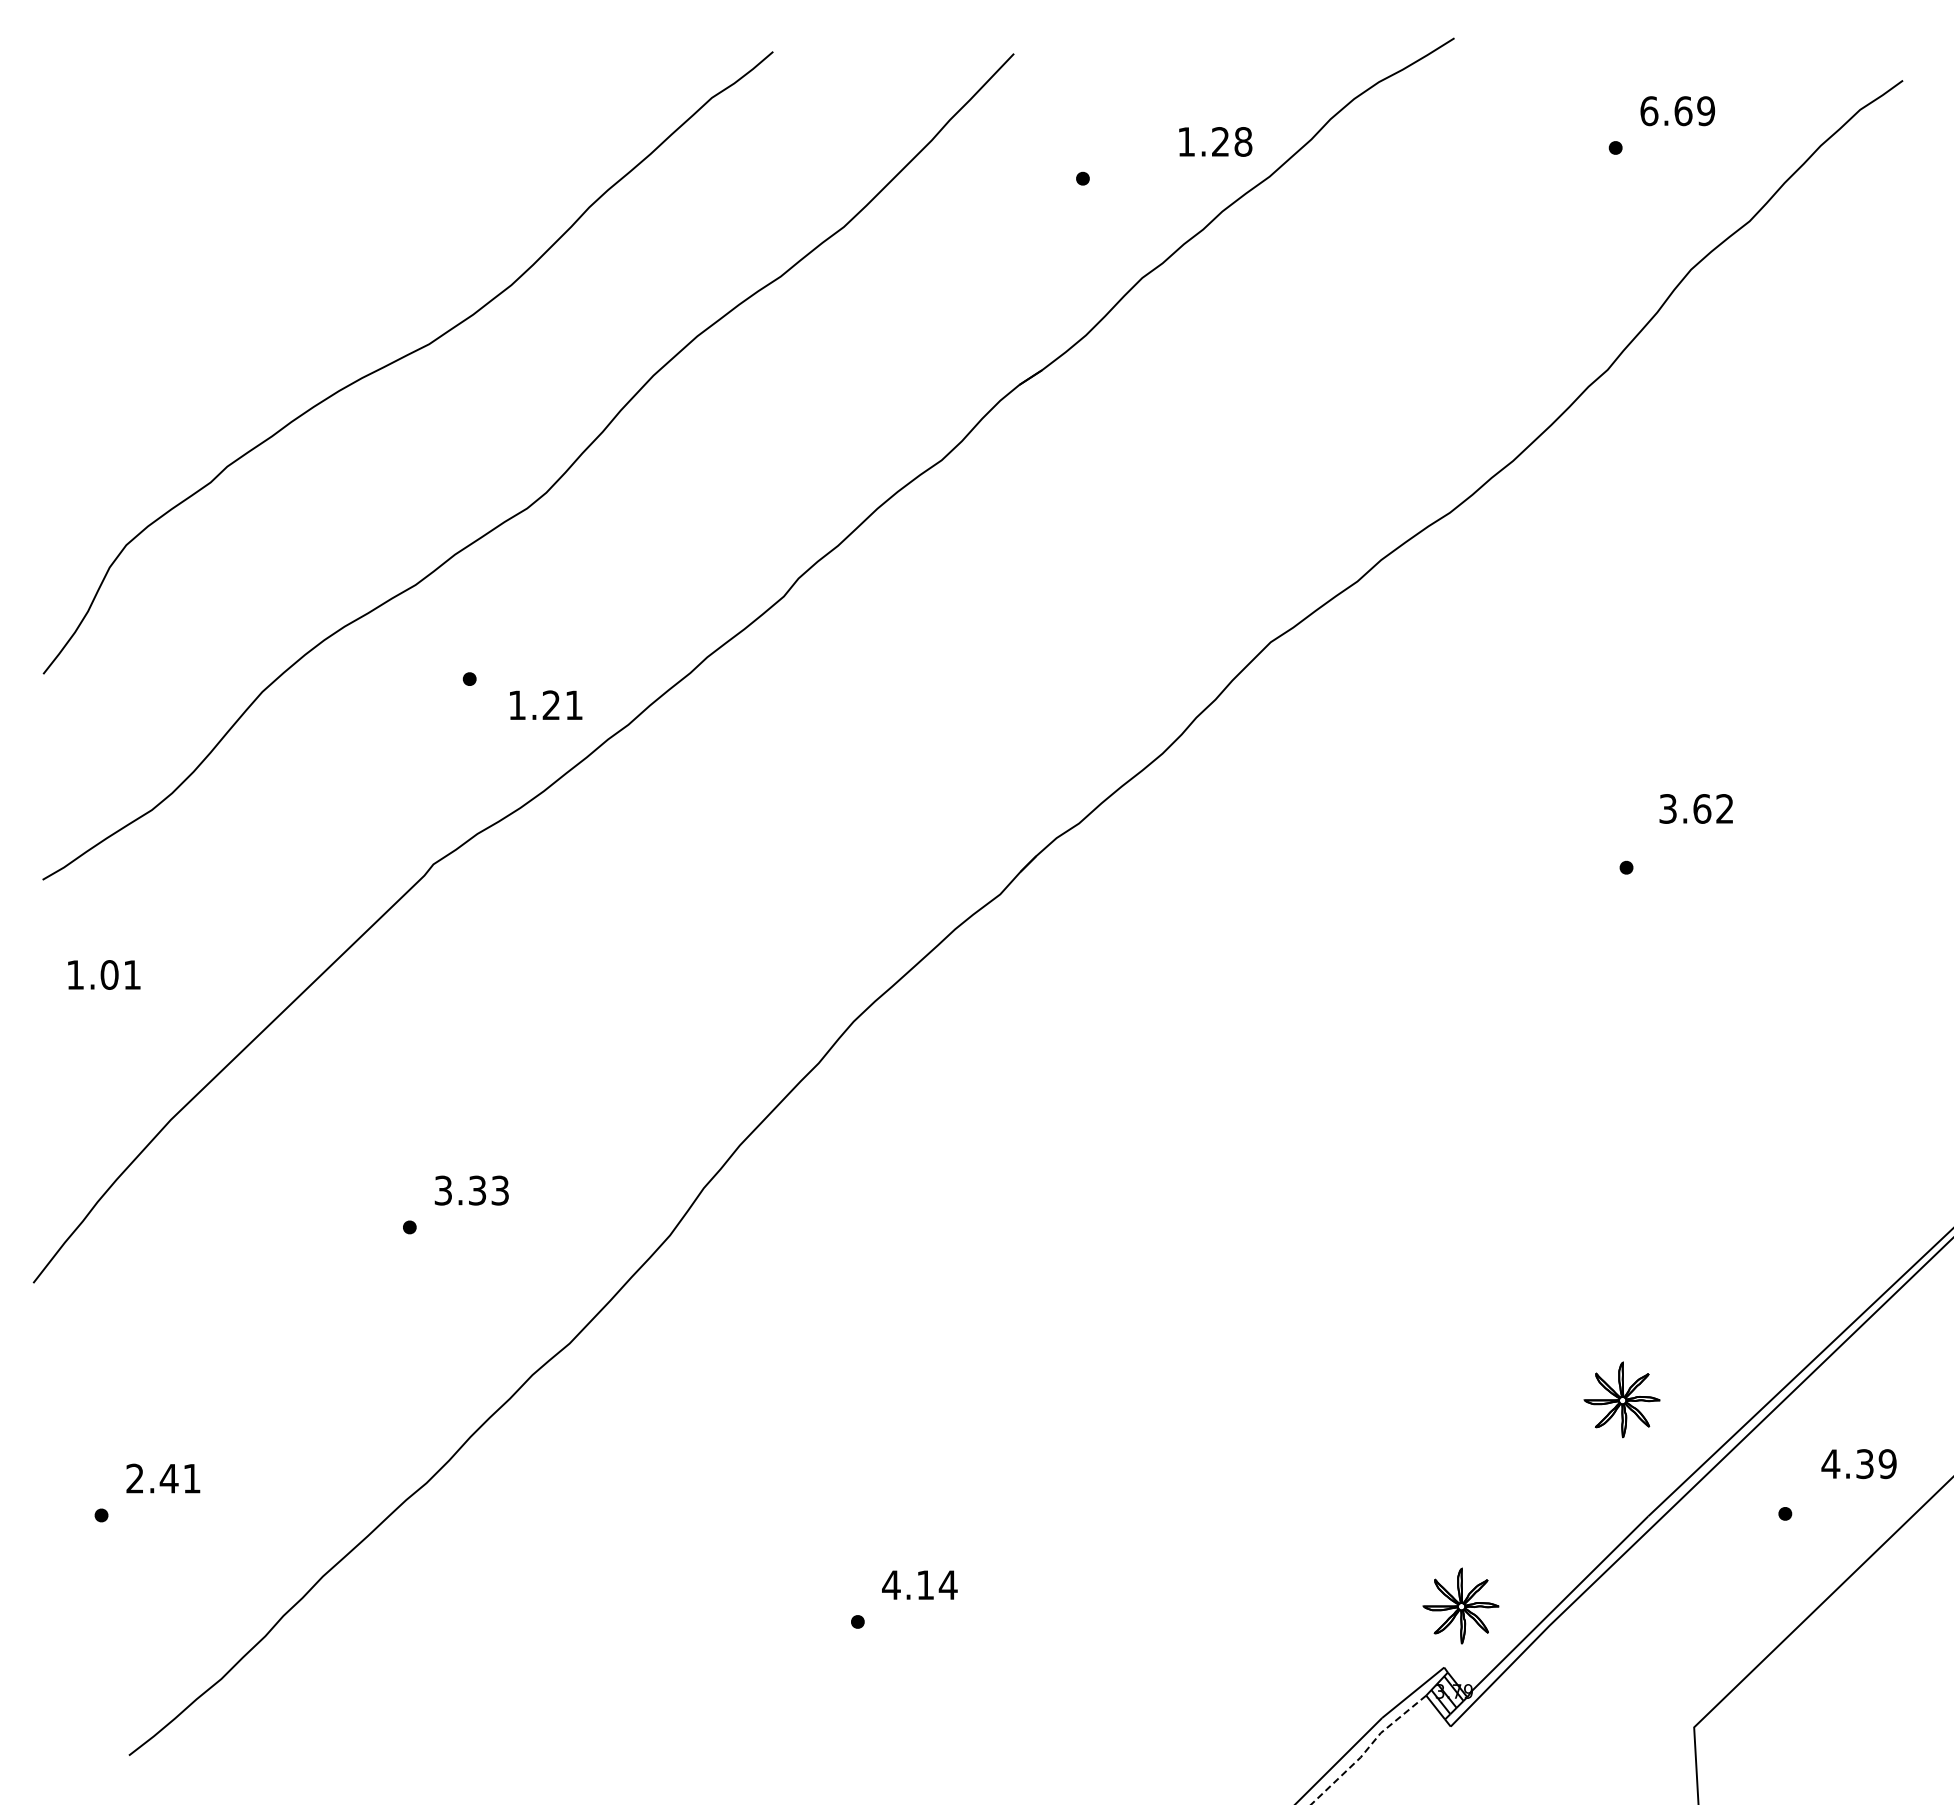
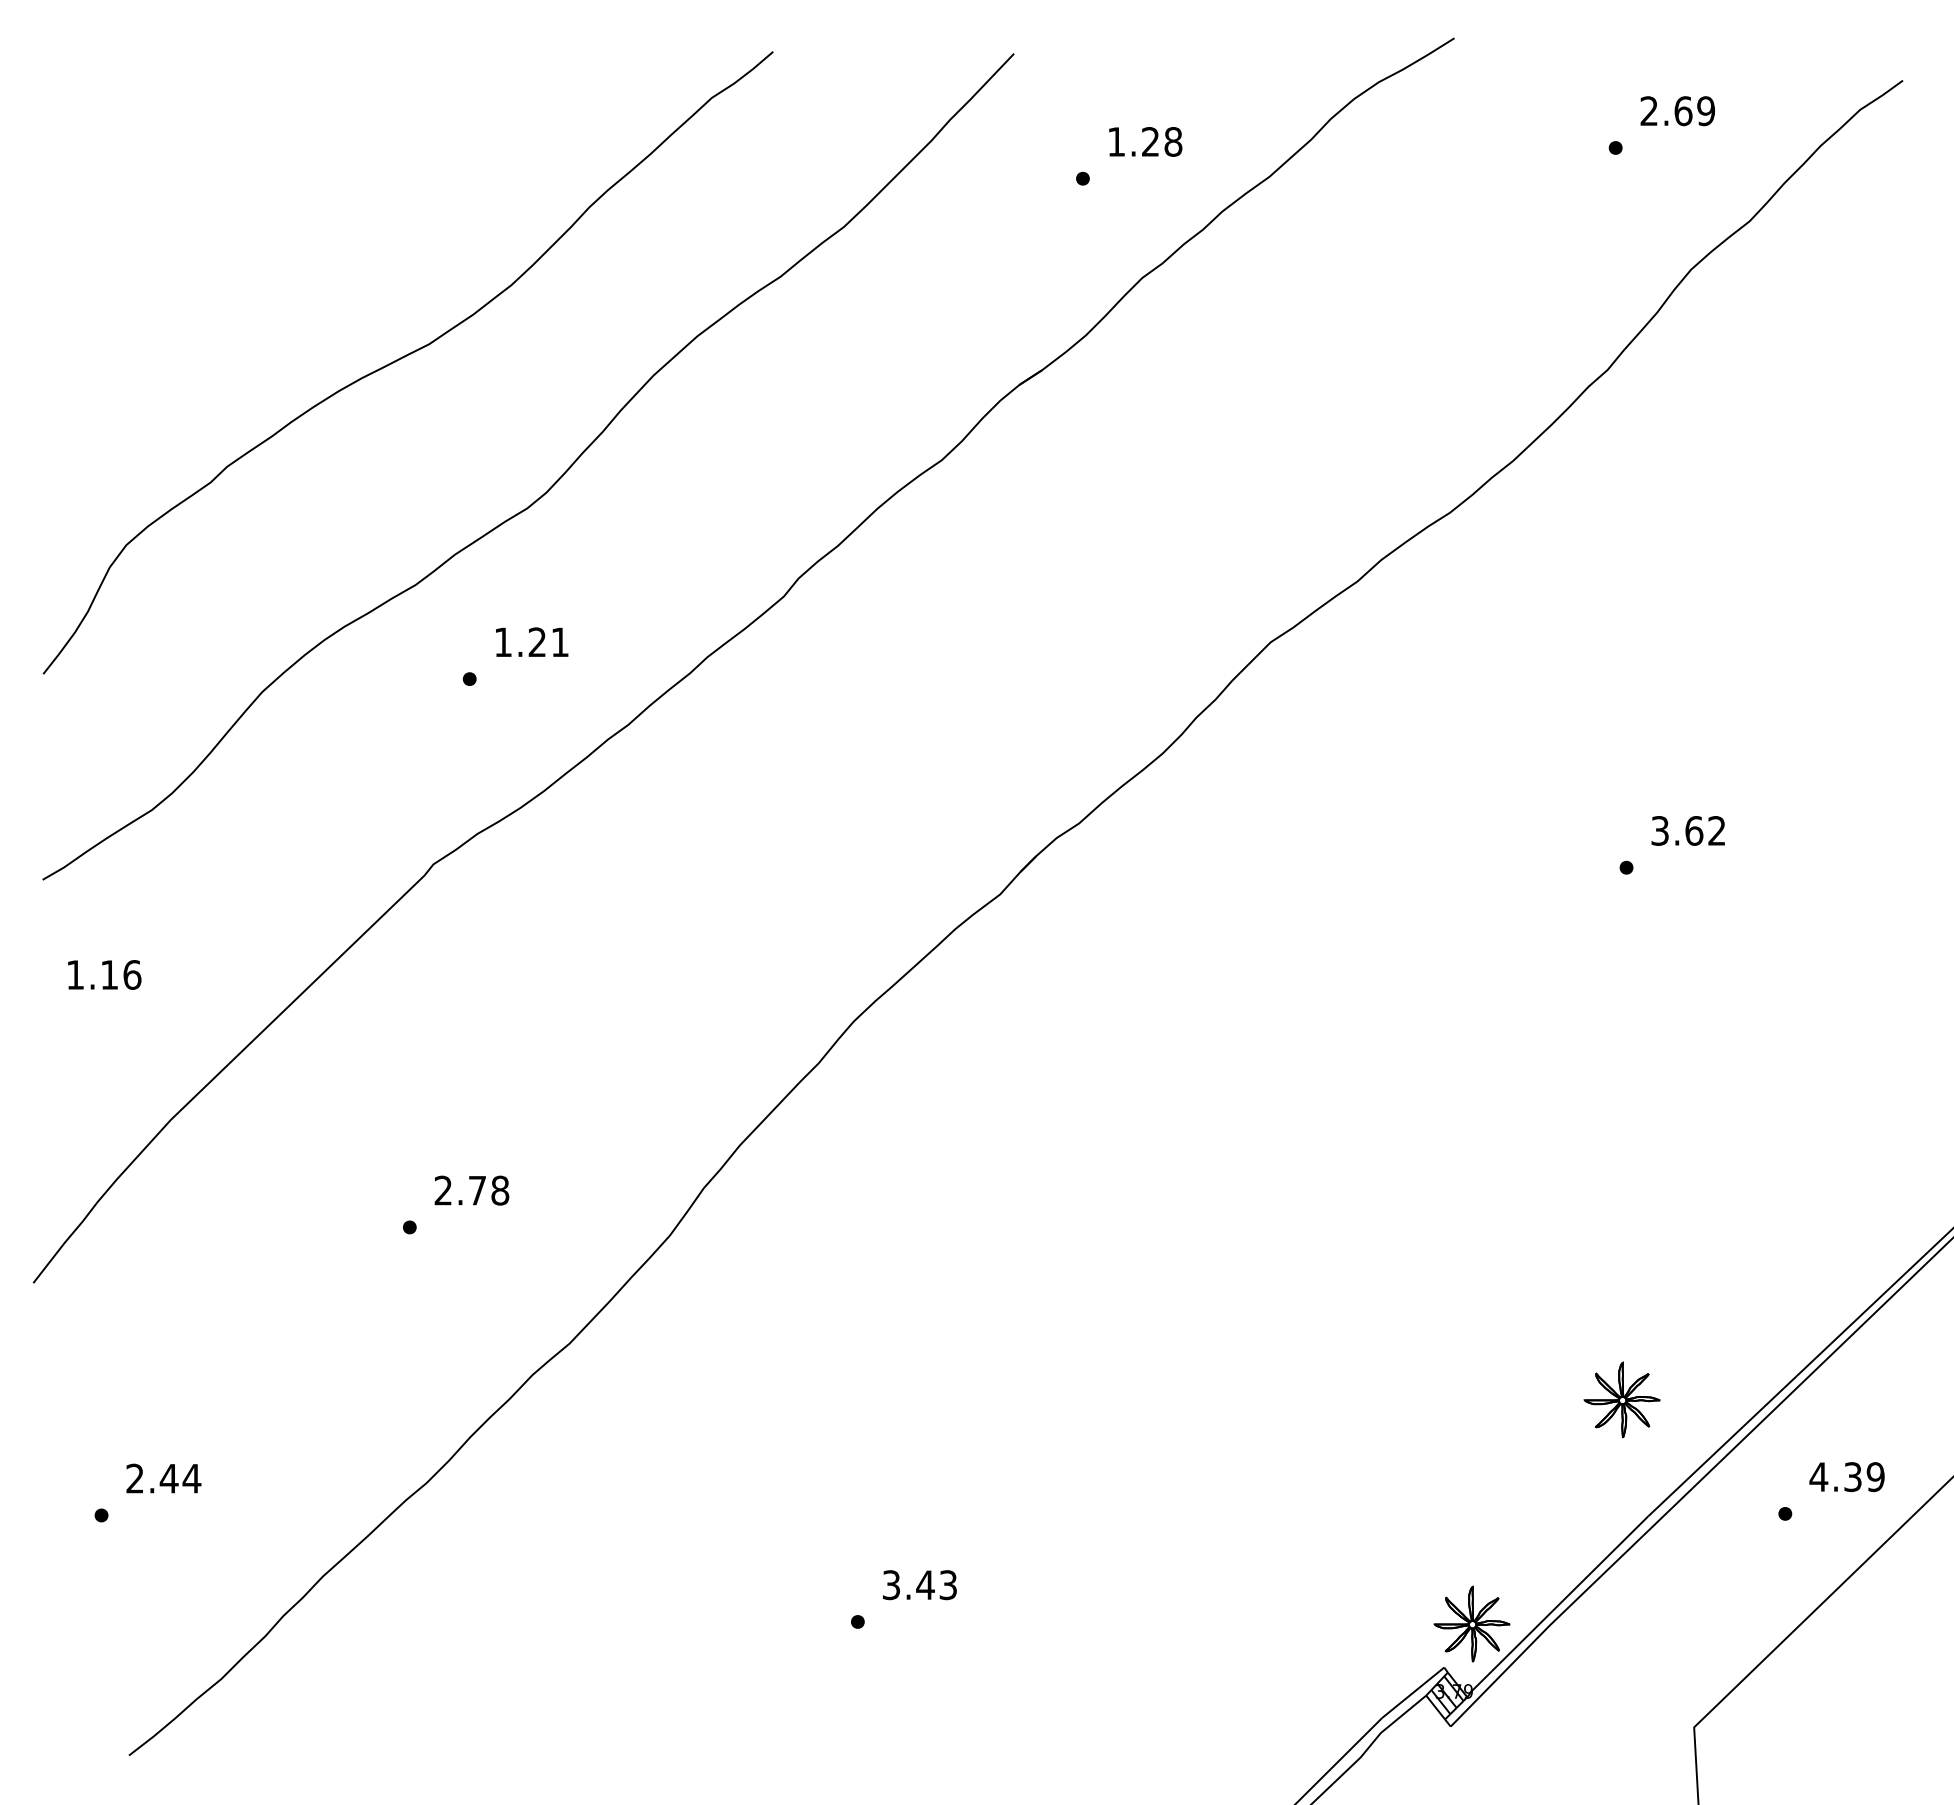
text: 6.69 -> 2.69 (1649, 111)
text position: (1215, 141) -> (1145, 141) (1145, 141)
text position: (546, 704) -> (532, 641) (532, 641)
text position: (1695, 808) -> (1687, 830) (1687, 830)
text: 1.01 -> 1.16 (120, 974)
text: 3.33 -> 2.78 (471, 1190)
text position: (1858, 1464) -> (1846, 1477) (1846, 1477)
text: 2.41 -> 2.44 (191, 1478)
text: 4.14 -> 3.43 (919, 1585)
part position: (1460, 1605) -> (1471, 1623) (1471, 1623)
line: dashed -> solid (1367, 1749)
